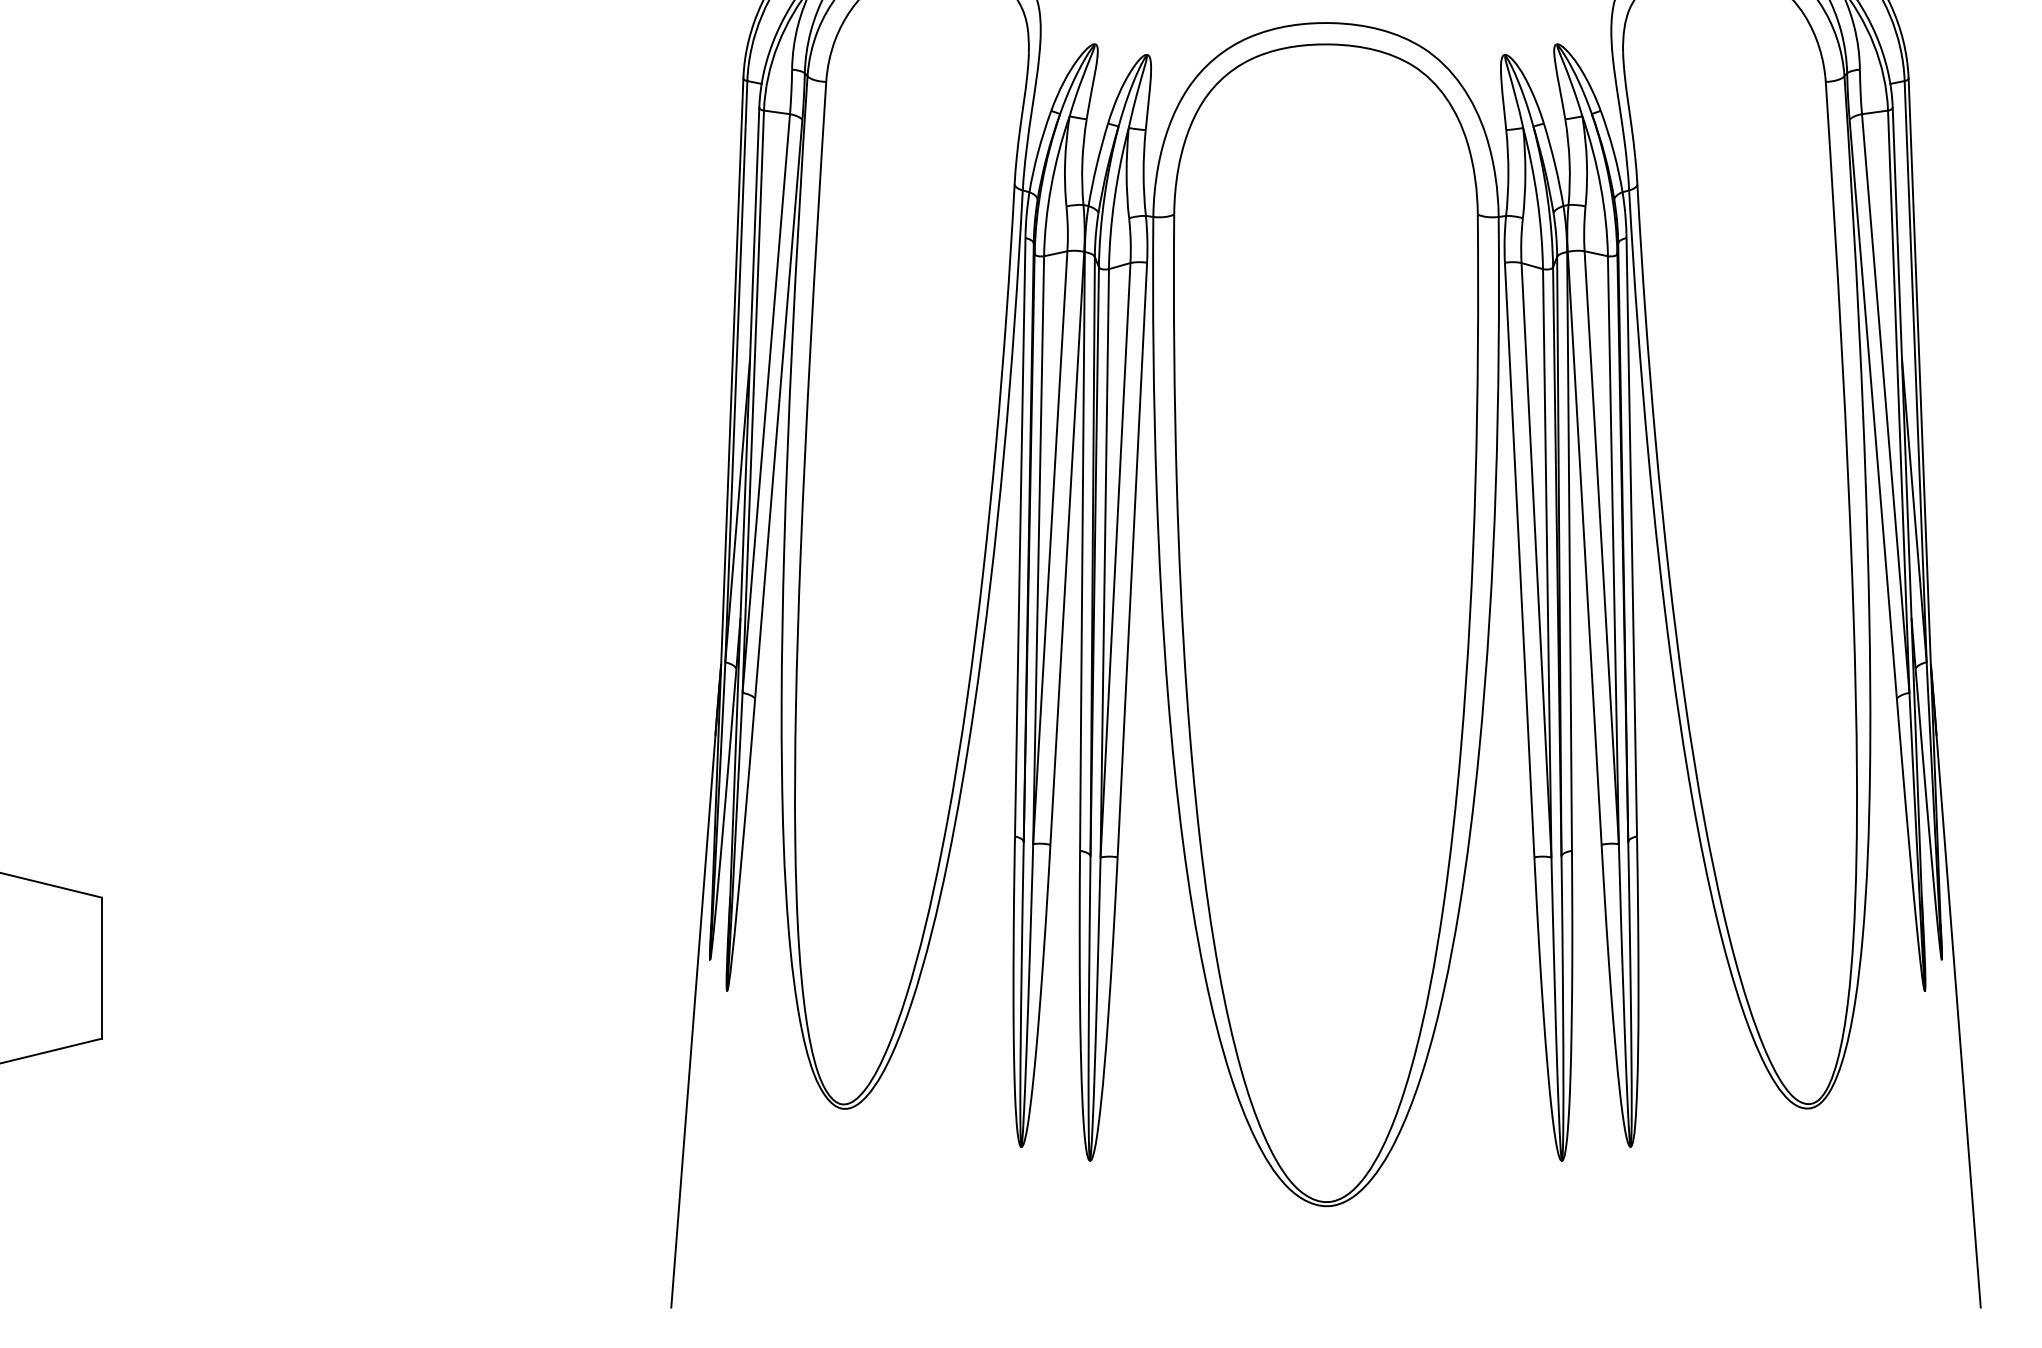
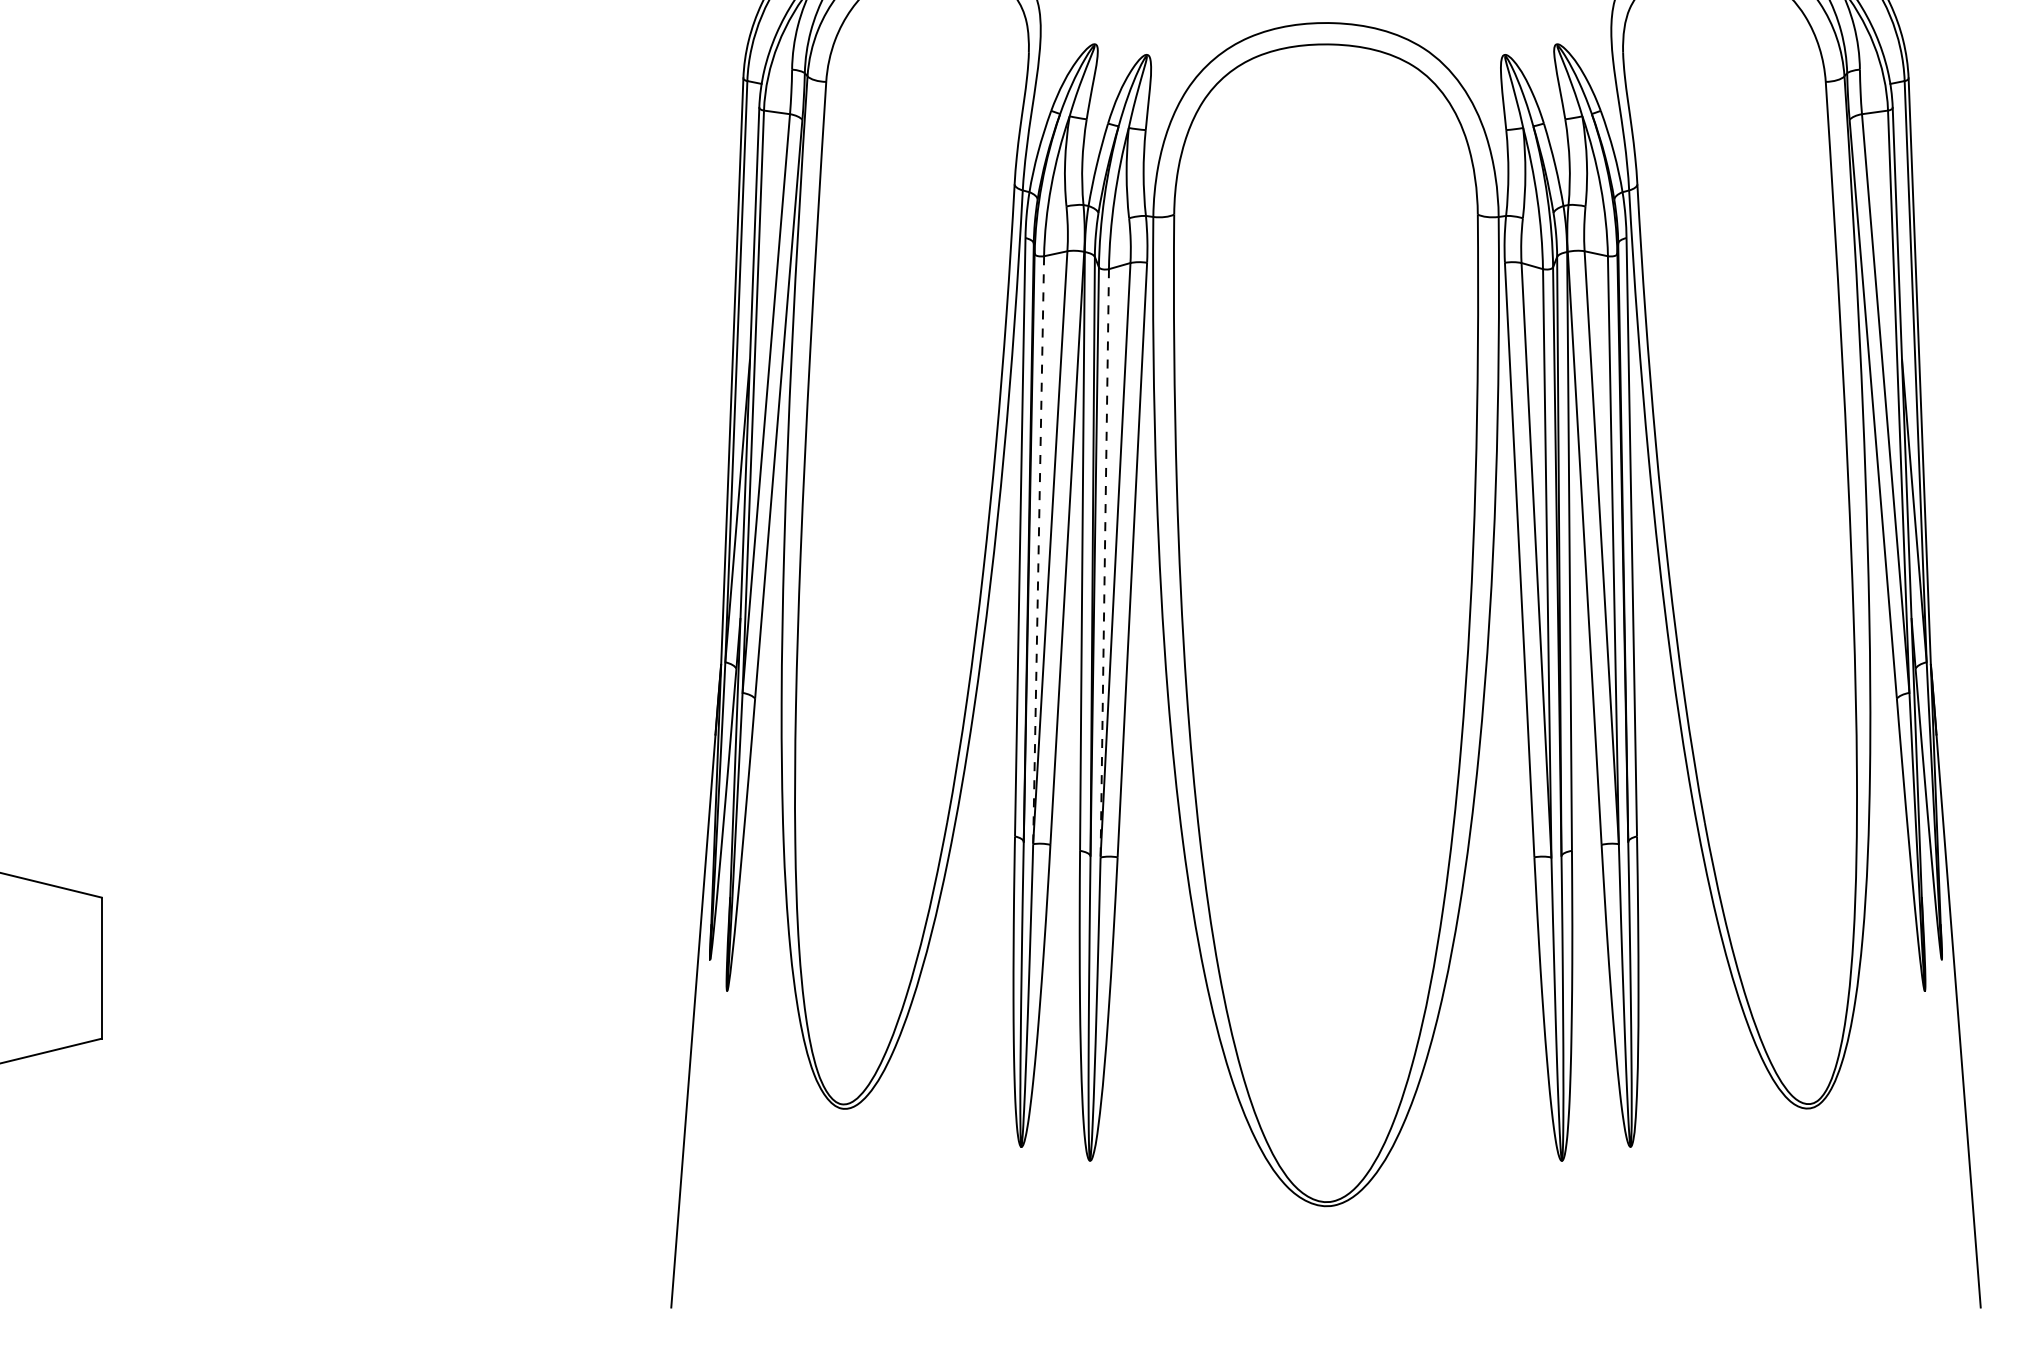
line: solid -> dashed (1038, 550)
line: solid -> dashed (1104, 563)
